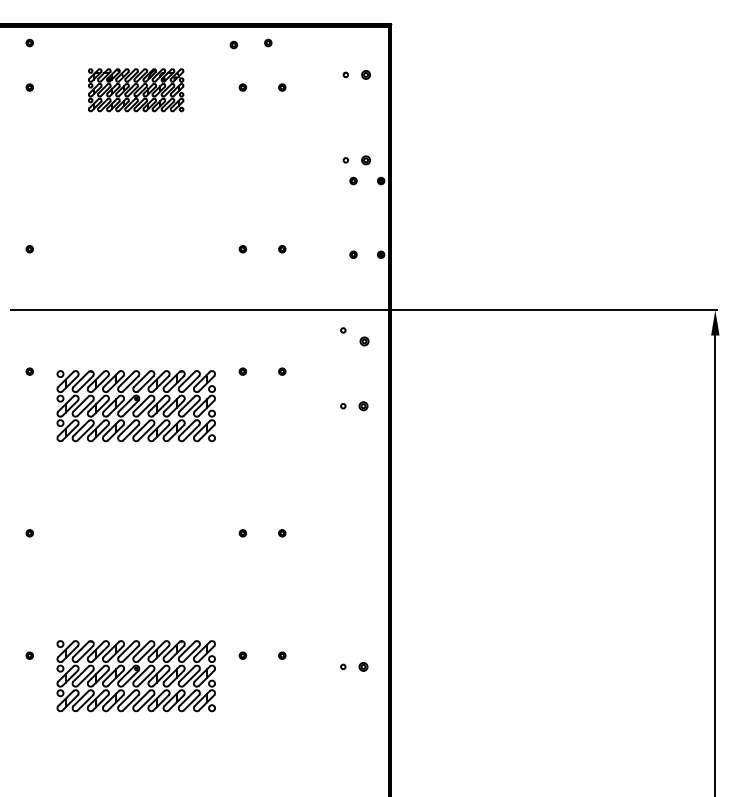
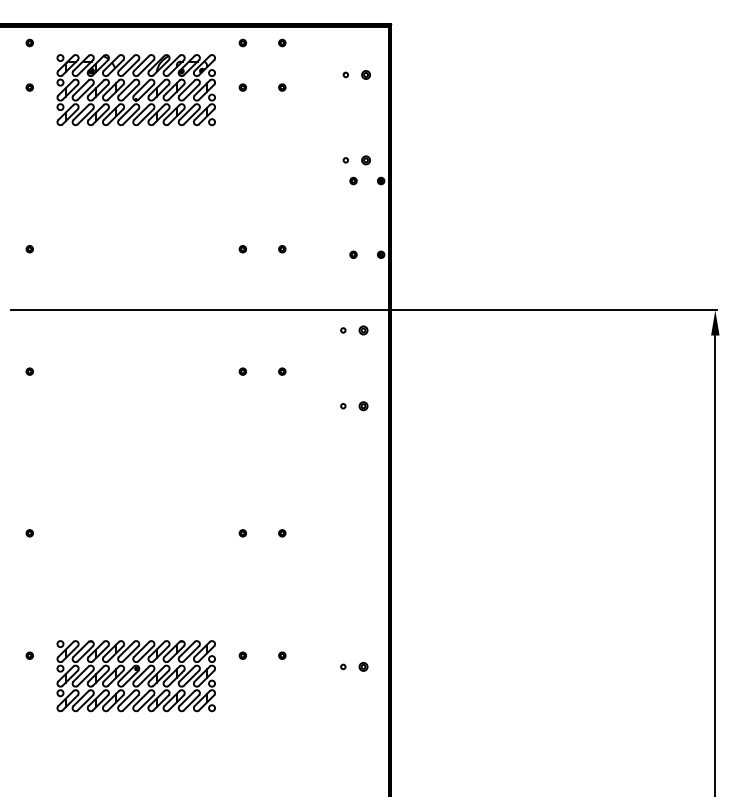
part position: (268, 42) -> (282, 42) (282, 42)
part position: (233, 44) -> (242, 42) (242, 42)
part size: 97x45 px -> 160x73 px (135, 90)
part position: (364, 341) -> (363, 330) (363, 330)
part: present -> none (135, 406)
